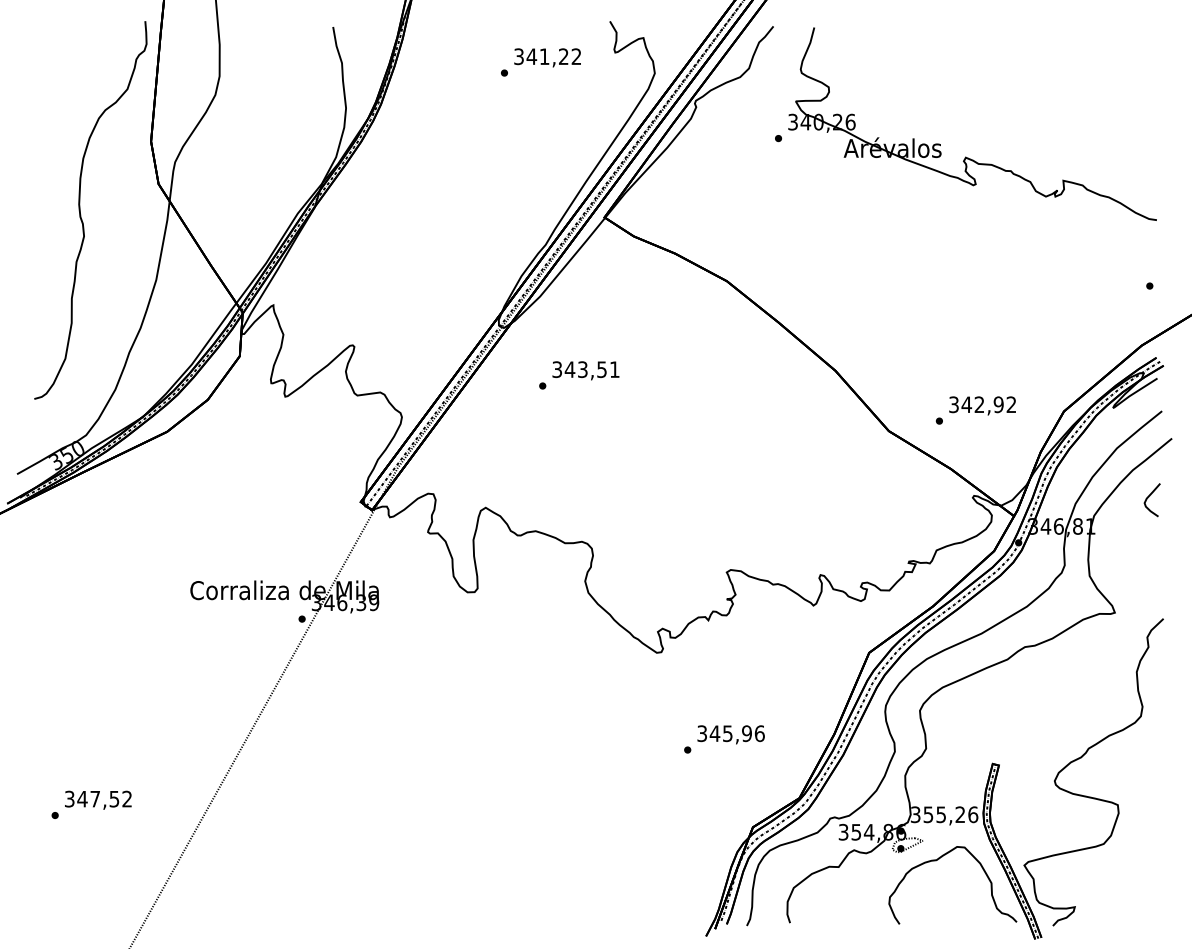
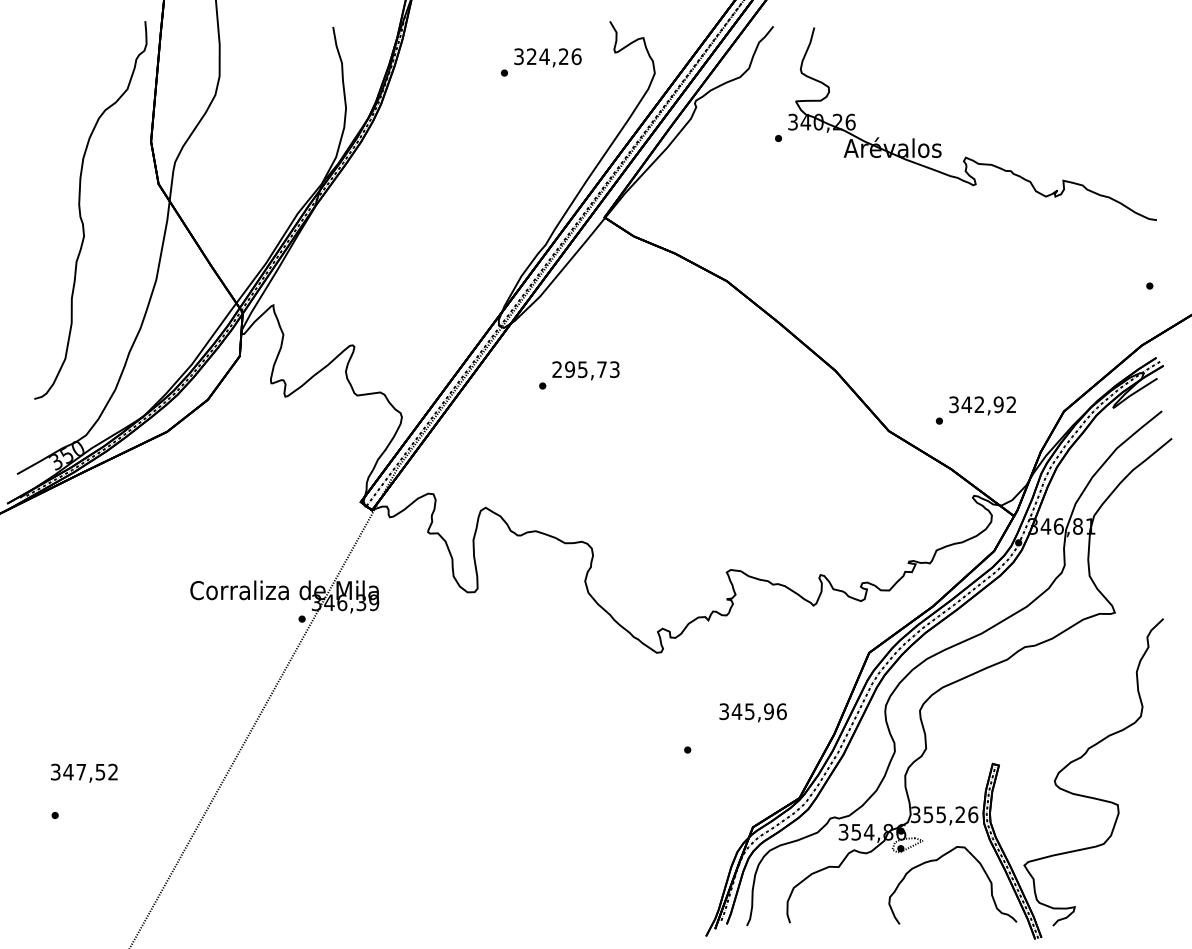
text: 341,22 -> 324,26 (553, 56)
text: 343,51 -> 295,73 (585, 369)
curve: present -> none (1149, 497)
text position: (730, 734) -> (752, 712) (752, 712)
text position: (98, 799) -> (84, 772) (84, 772)
